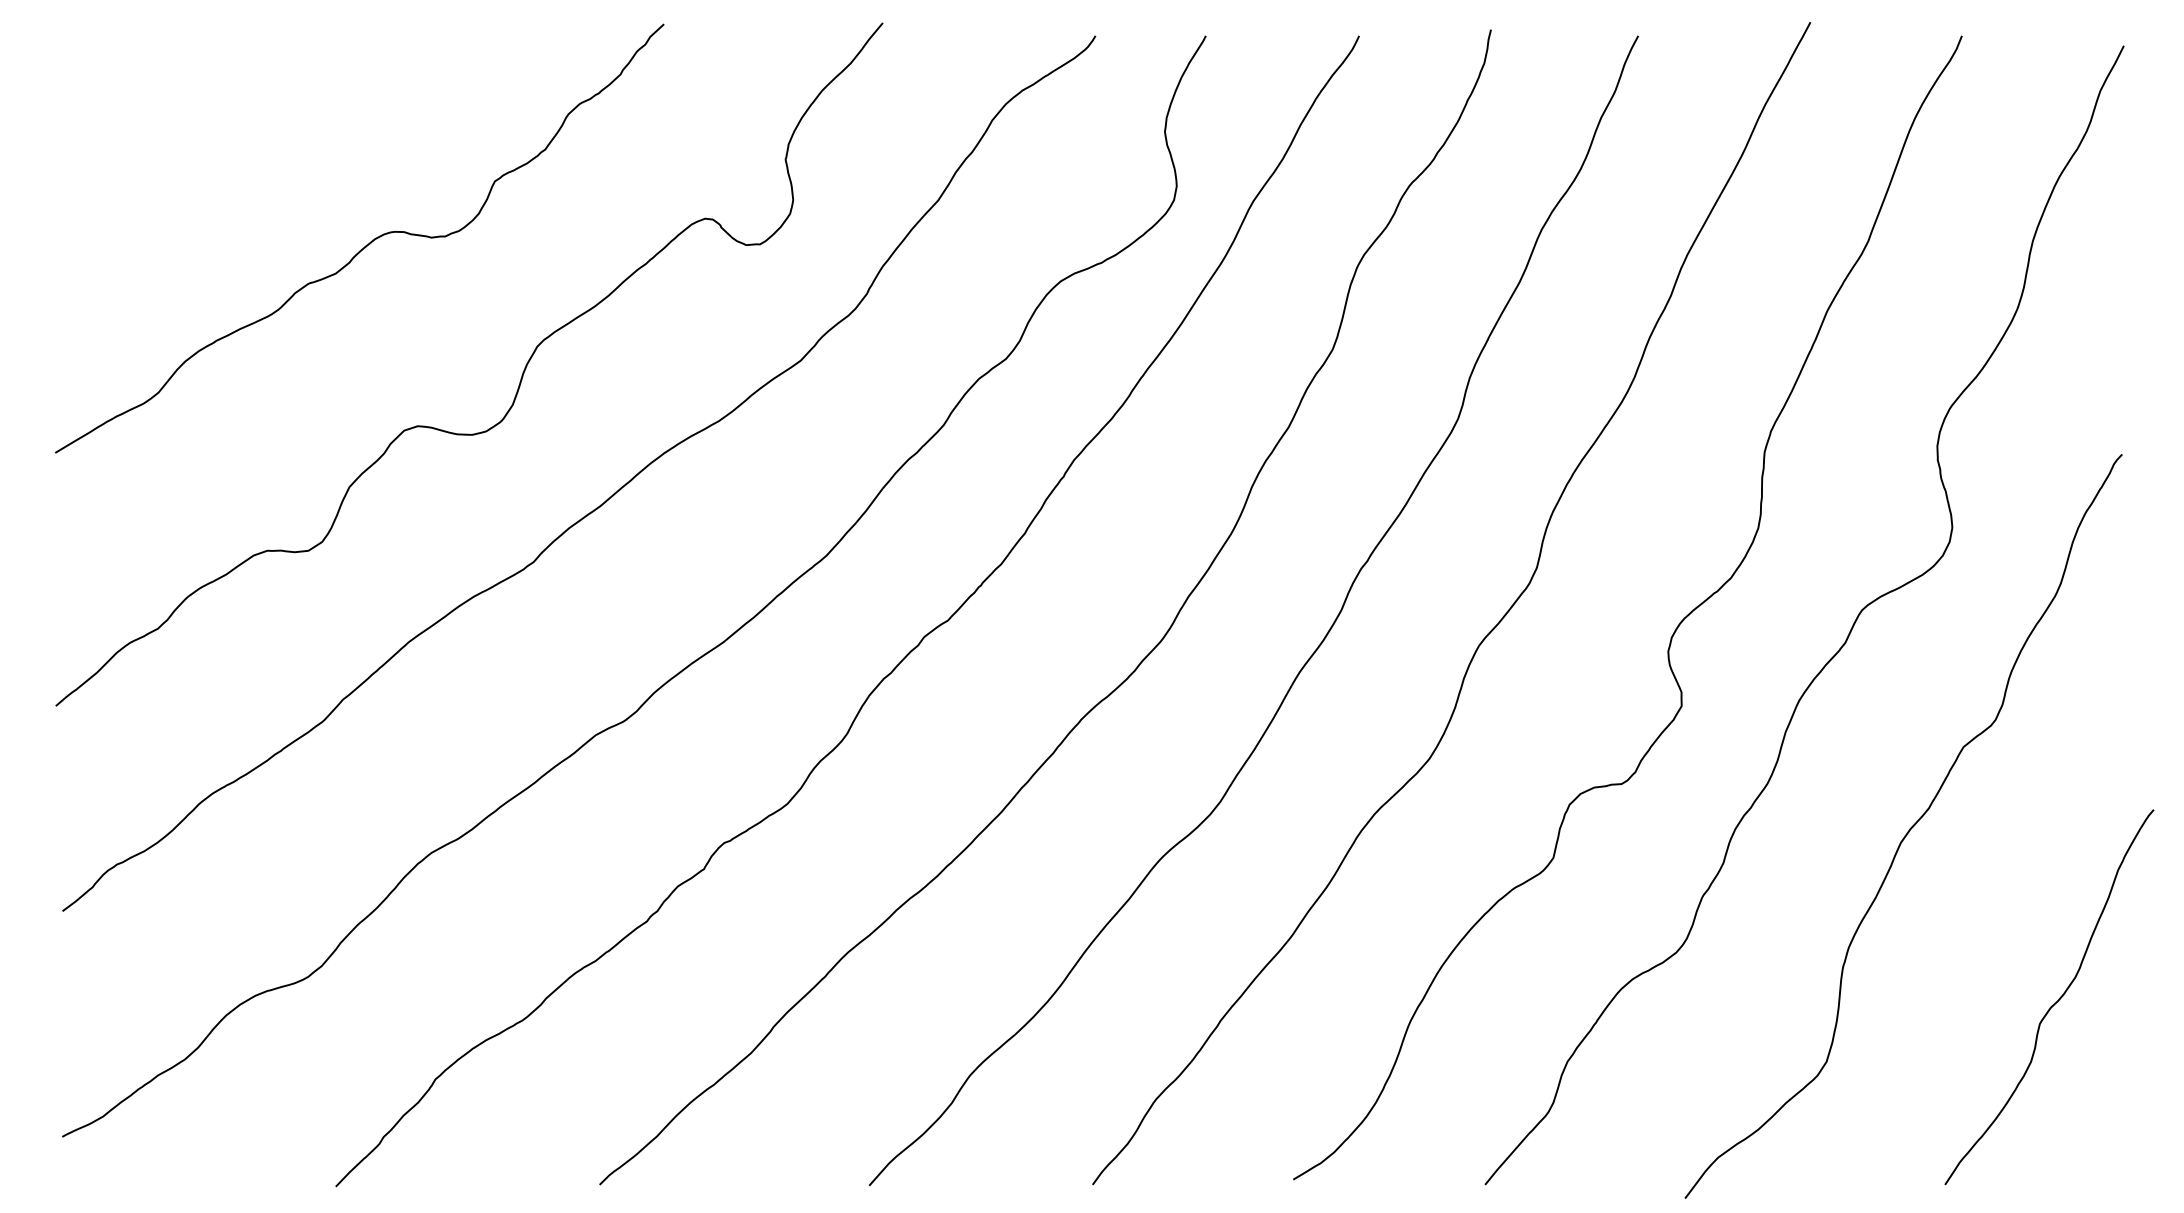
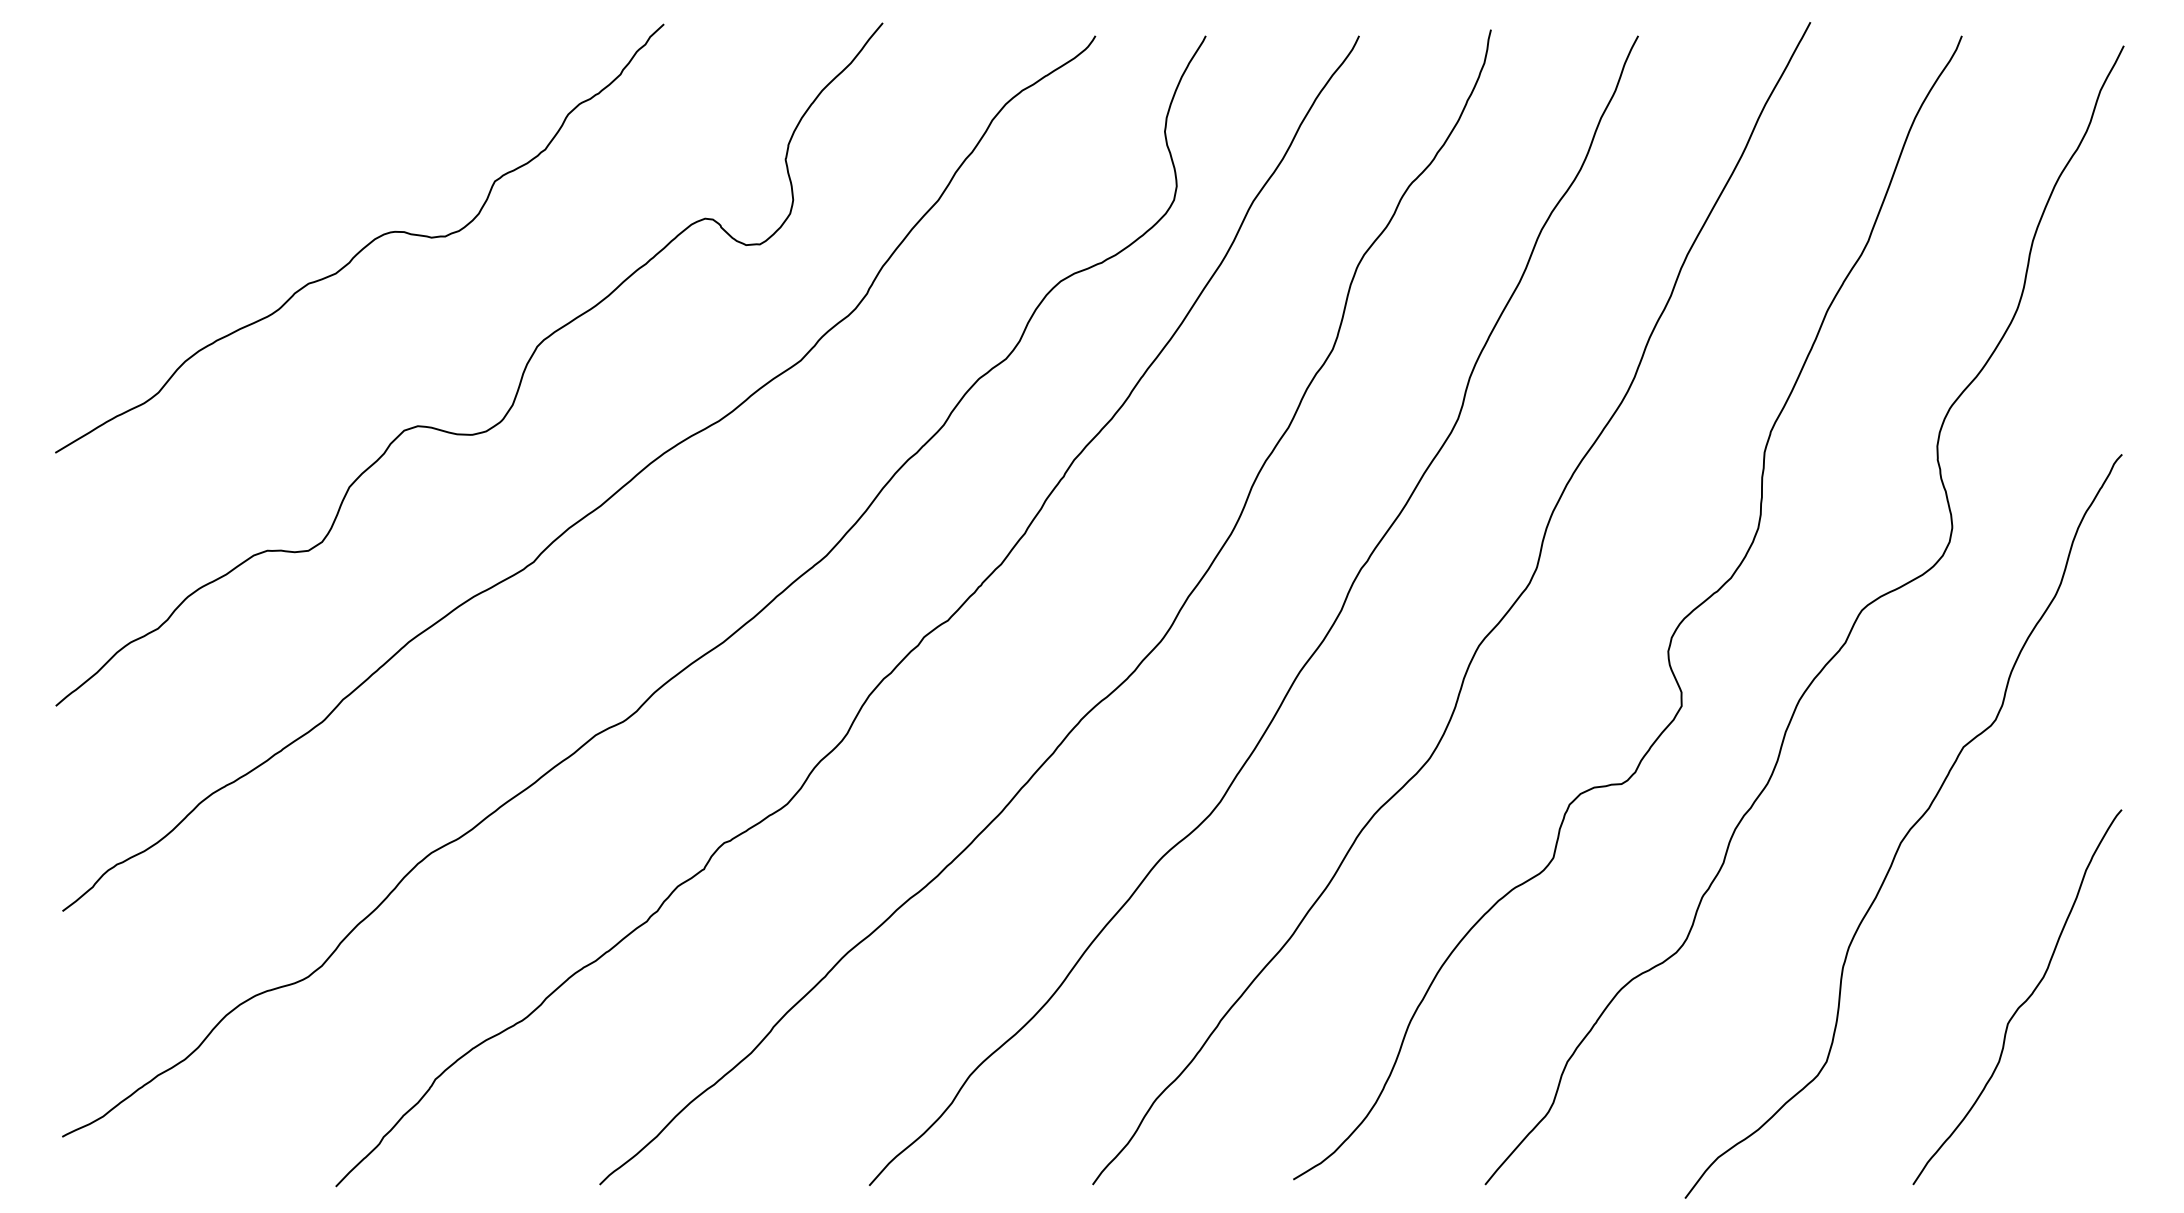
curve position: (2053, 1003) -> (2021, 1003) (2021, 1003)
